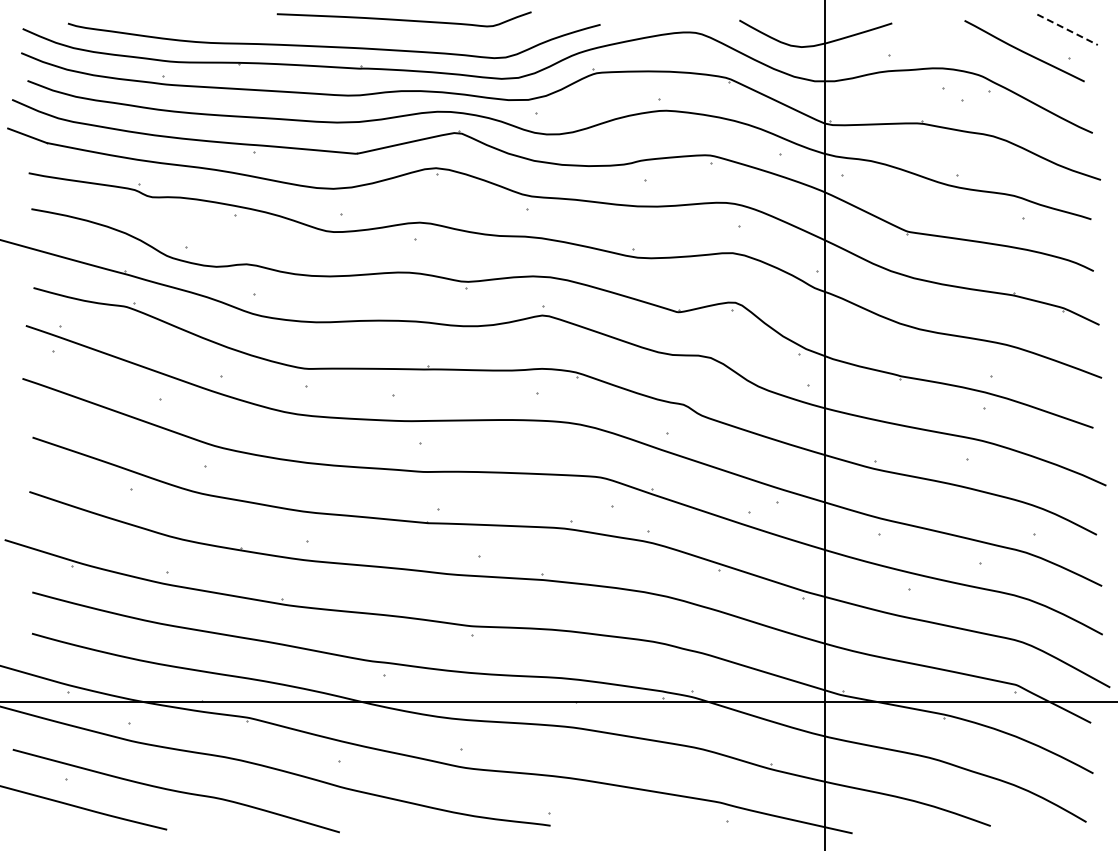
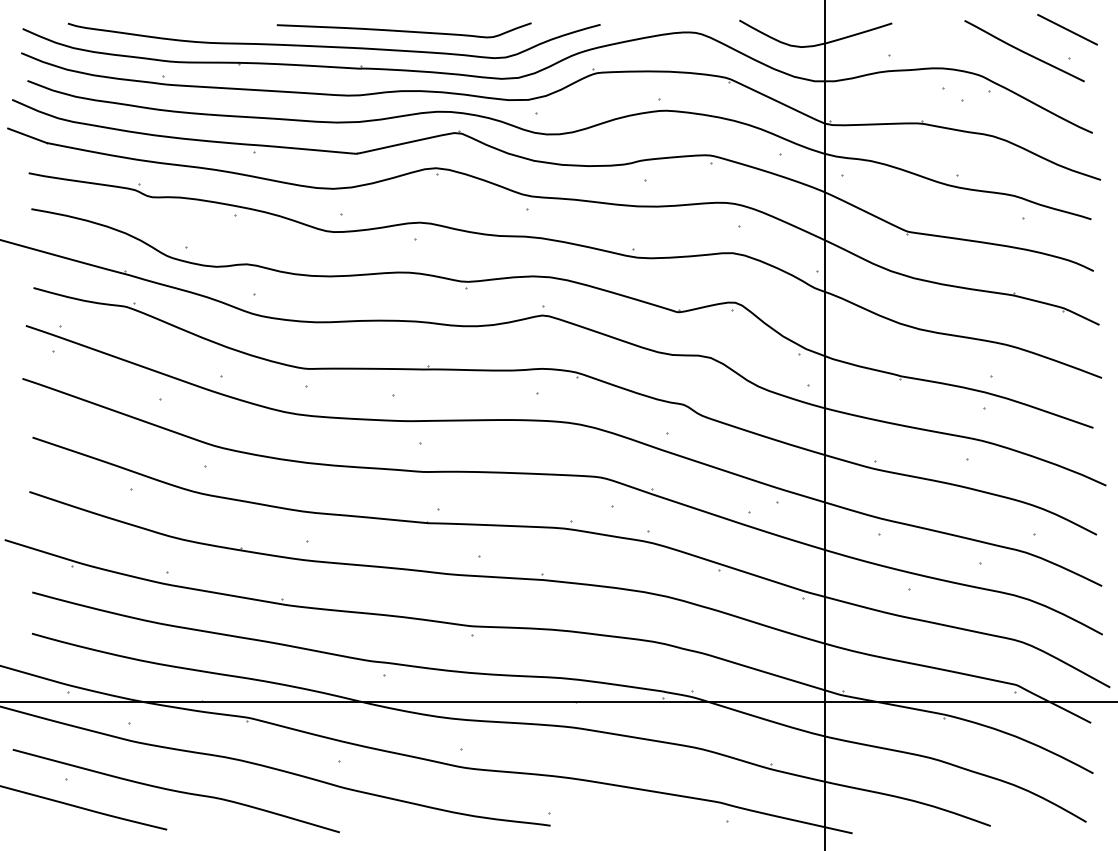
curve position: (403, 19) -> (403, 30) (403, 30)
line: dashed -> solid (1067, 29)
